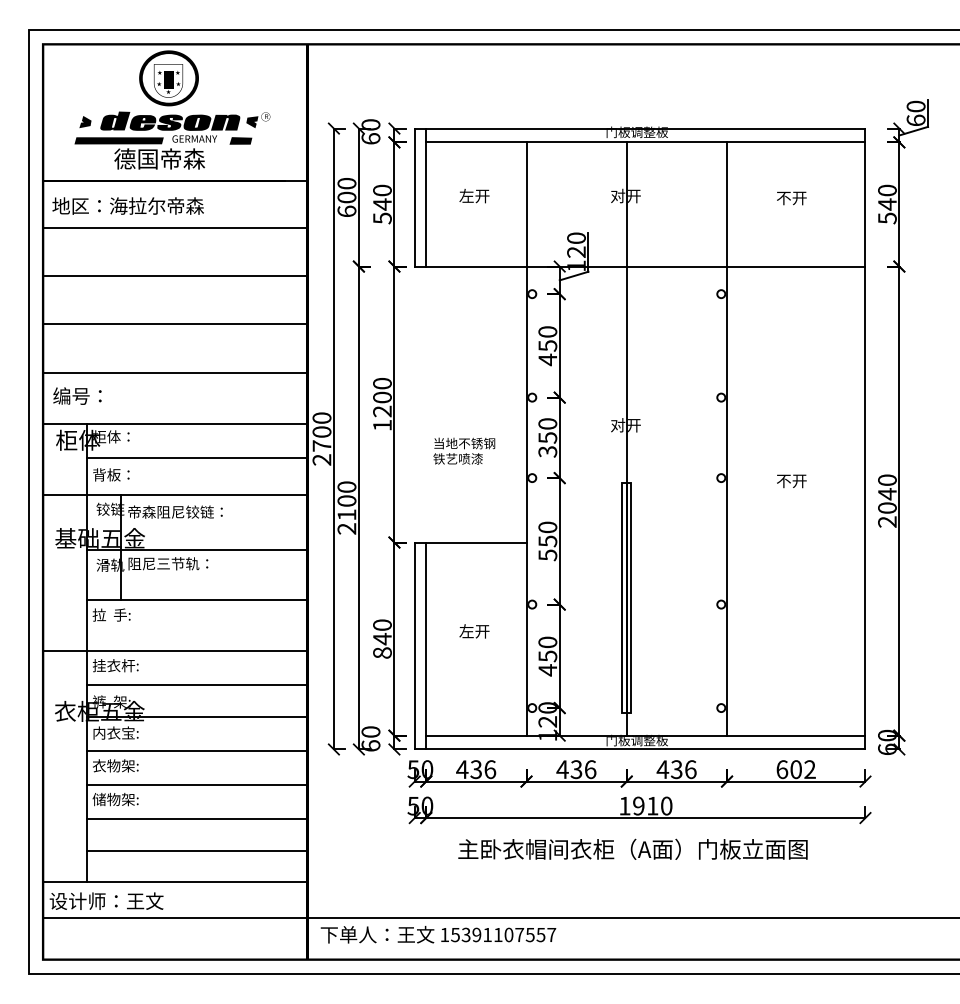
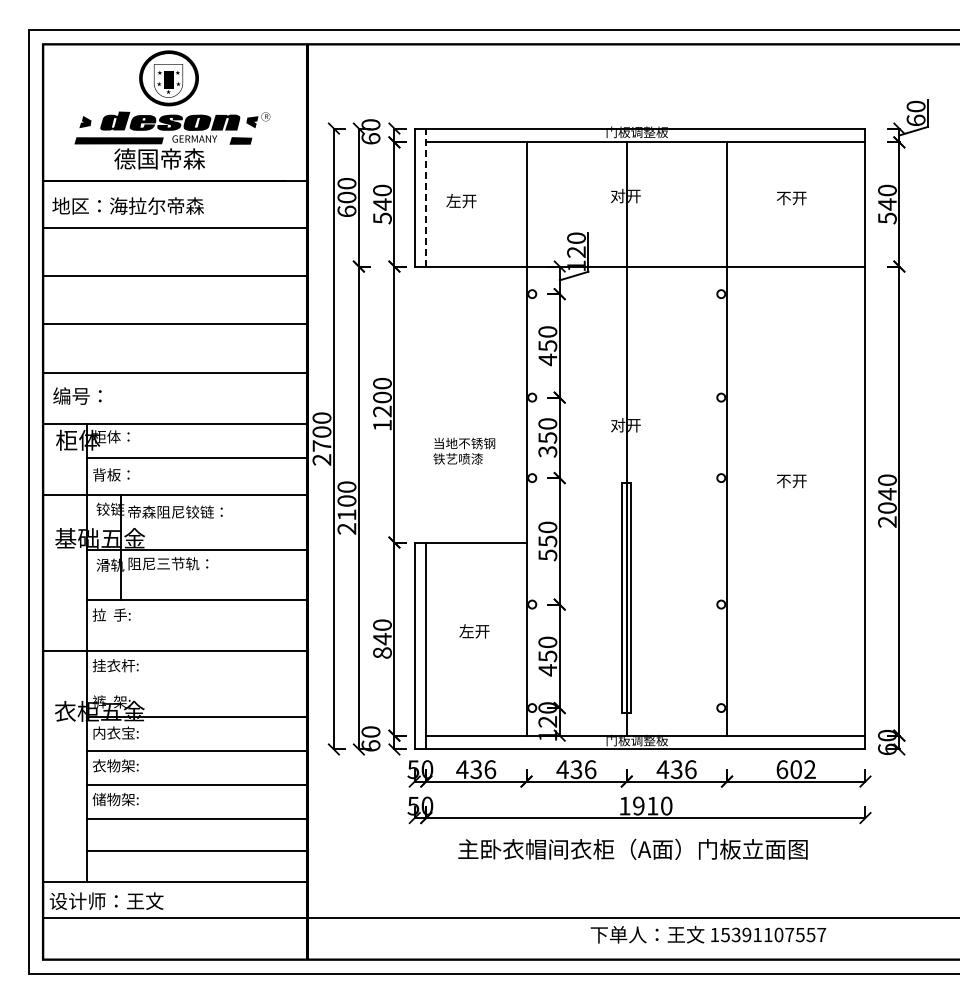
text position: (474, 196) -> (461, 201) (461, 201)
line: solid -> dashed (426, 197)
line: present -> none (196, 684)
text position: (438, 934) -> (708, 934) (708, 934)
